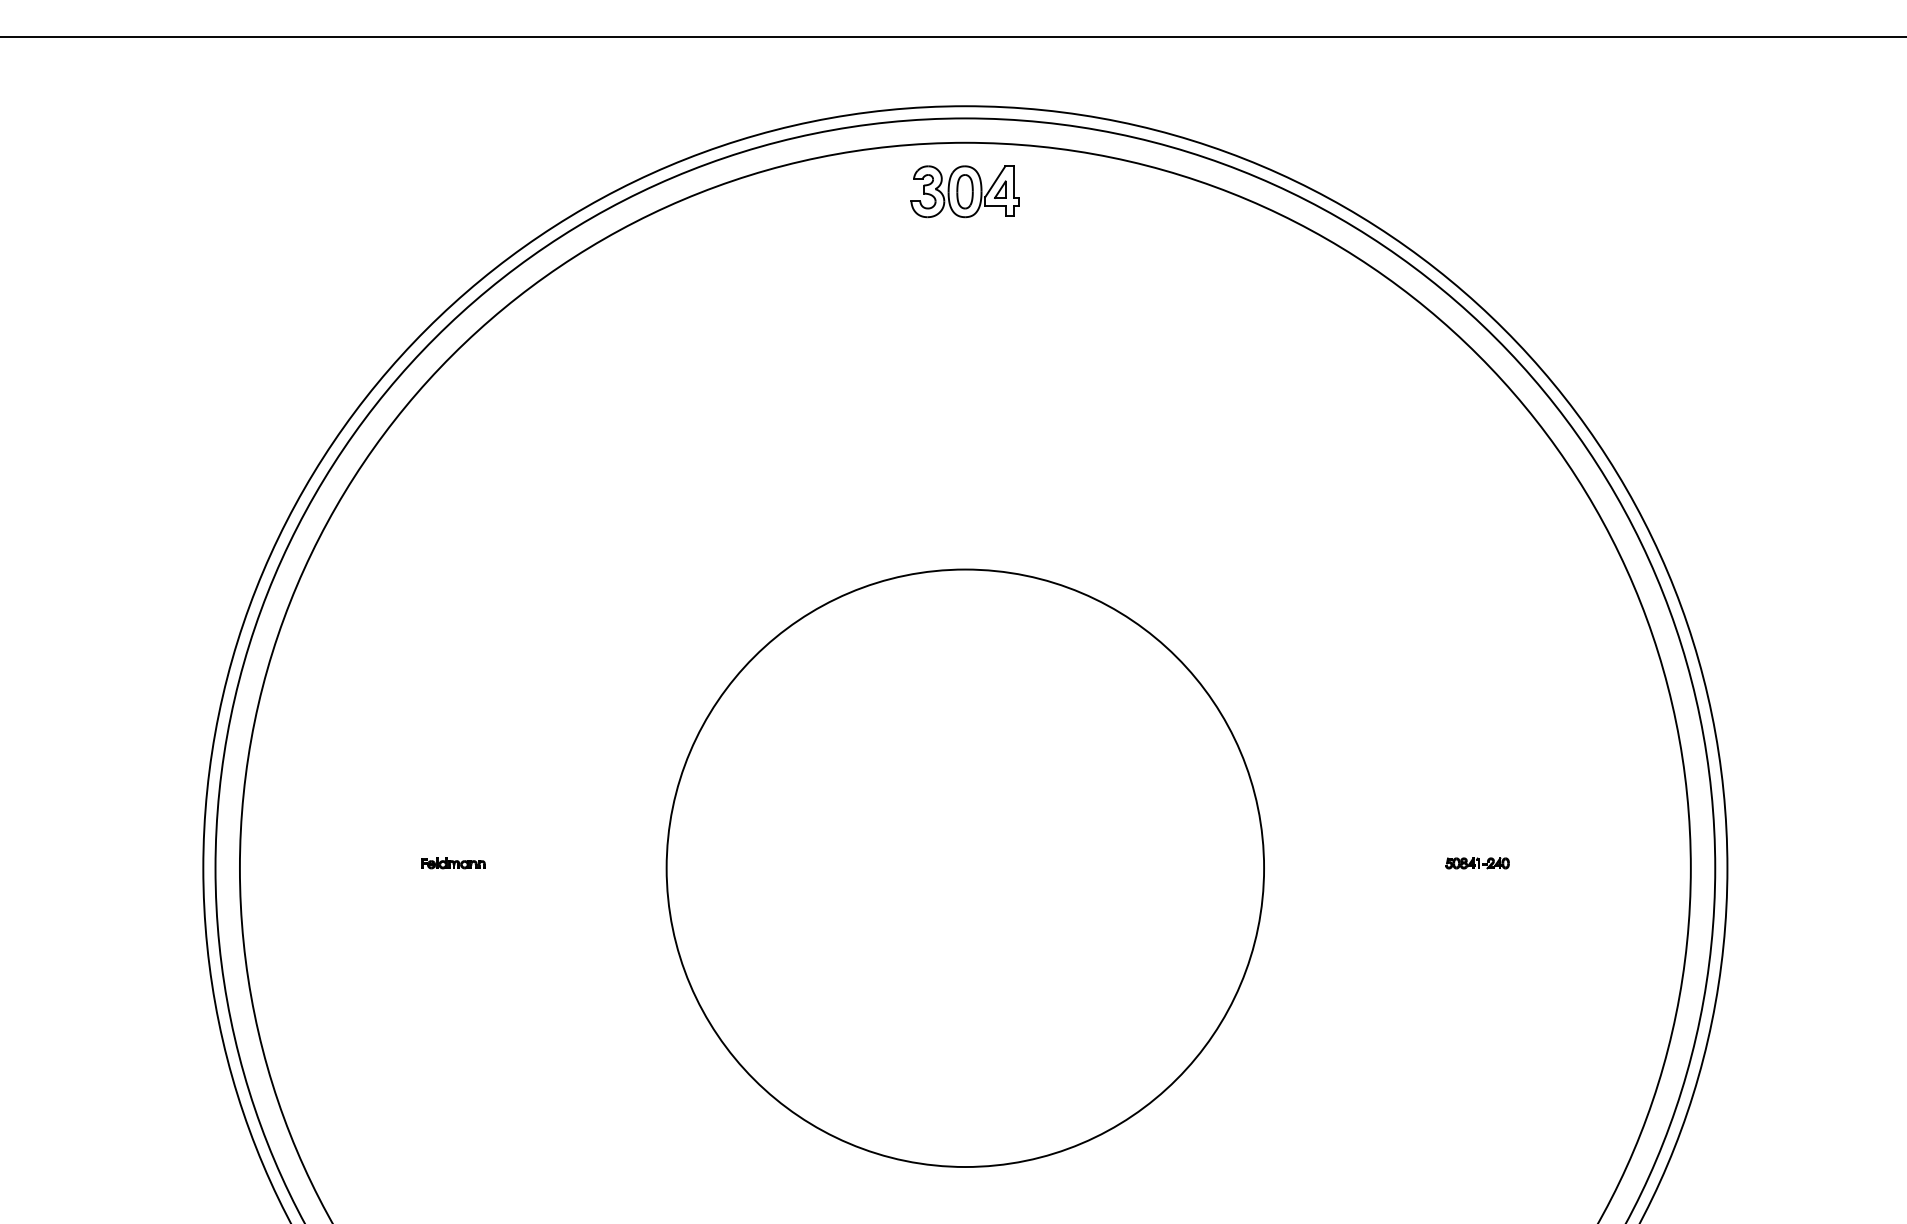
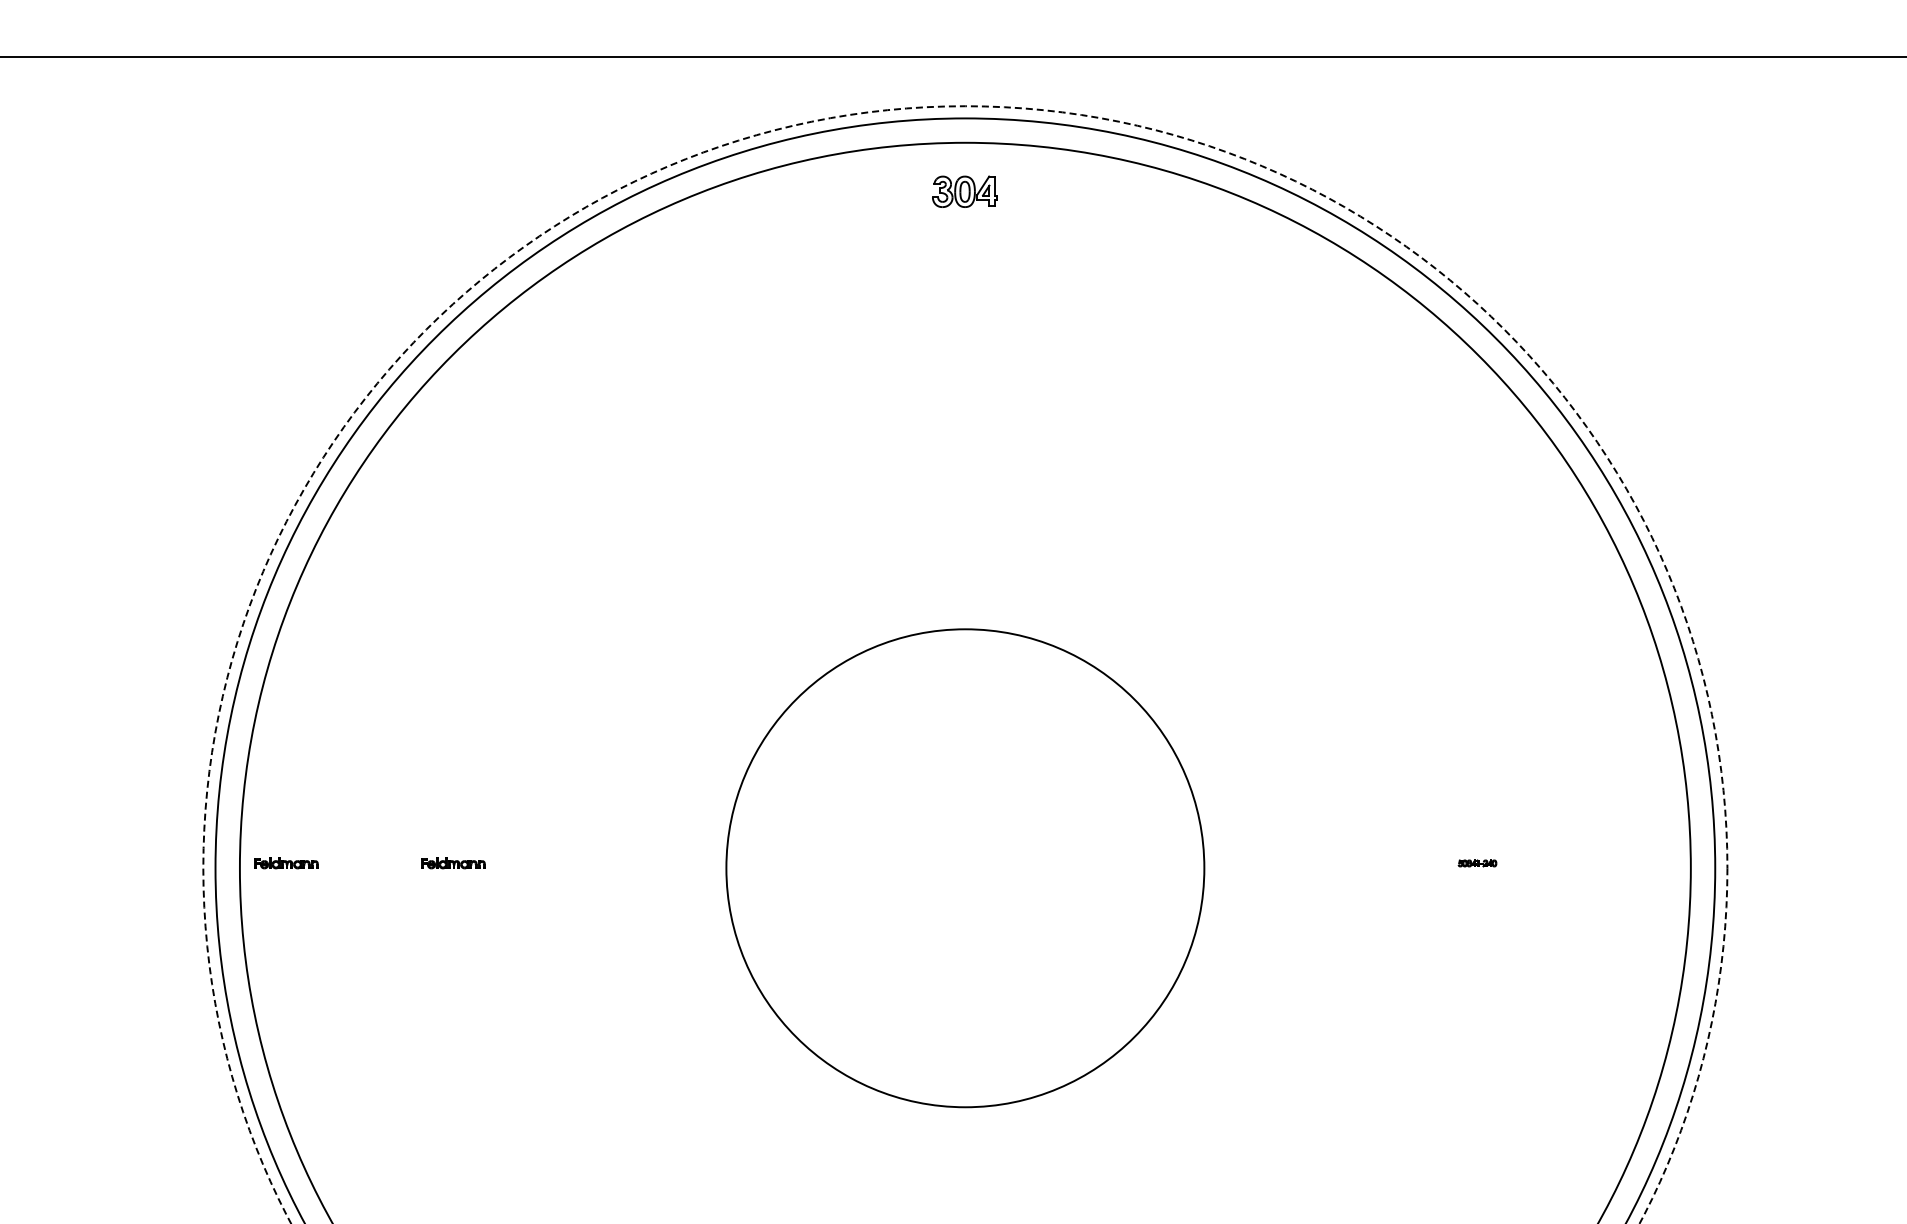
line position: (952, 36) -> (952, 56) (952, 56)
part size: 110x54 px -> 66x33 px (964, 191)
circle: solid -> dashed (965, 664)
part: none -> present (286, 863)
part size: 65x13 px -> 41x9 px (1477, 863)
circle diameter: 597 px -> 478 px (965, 868)
